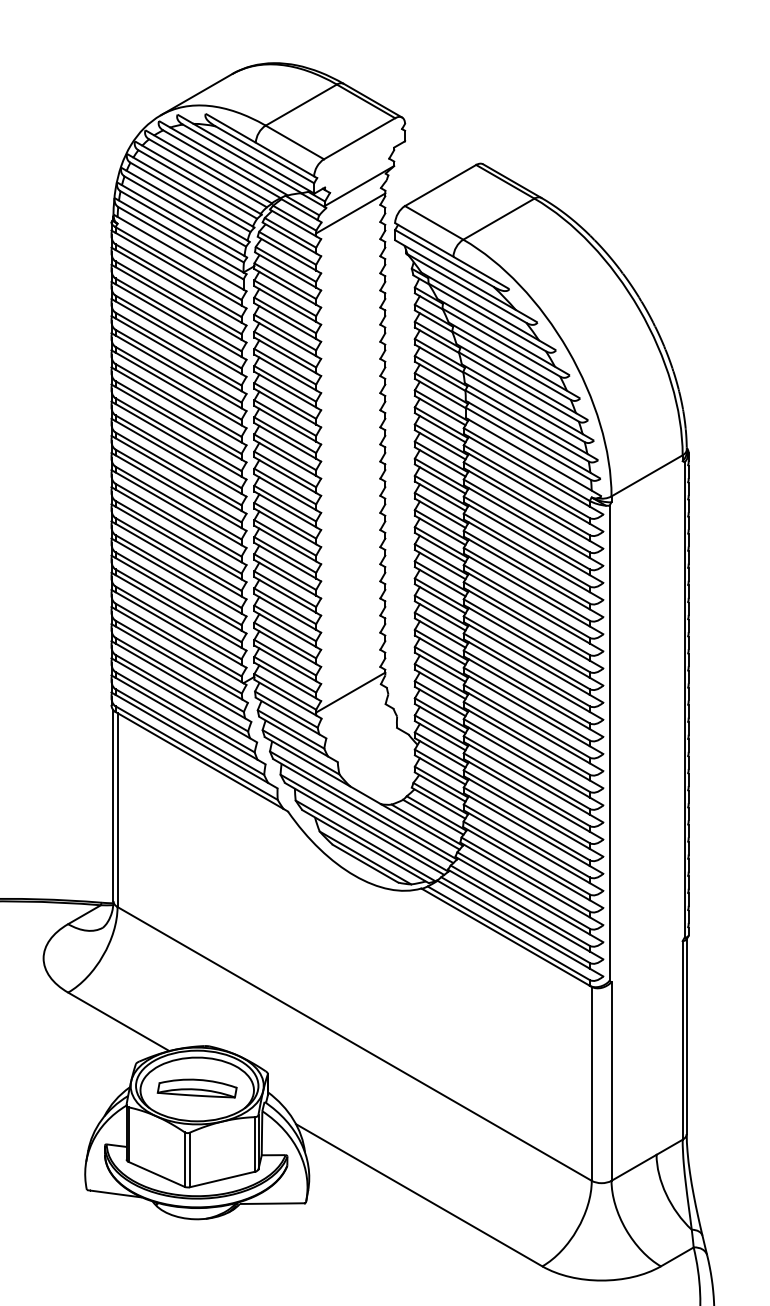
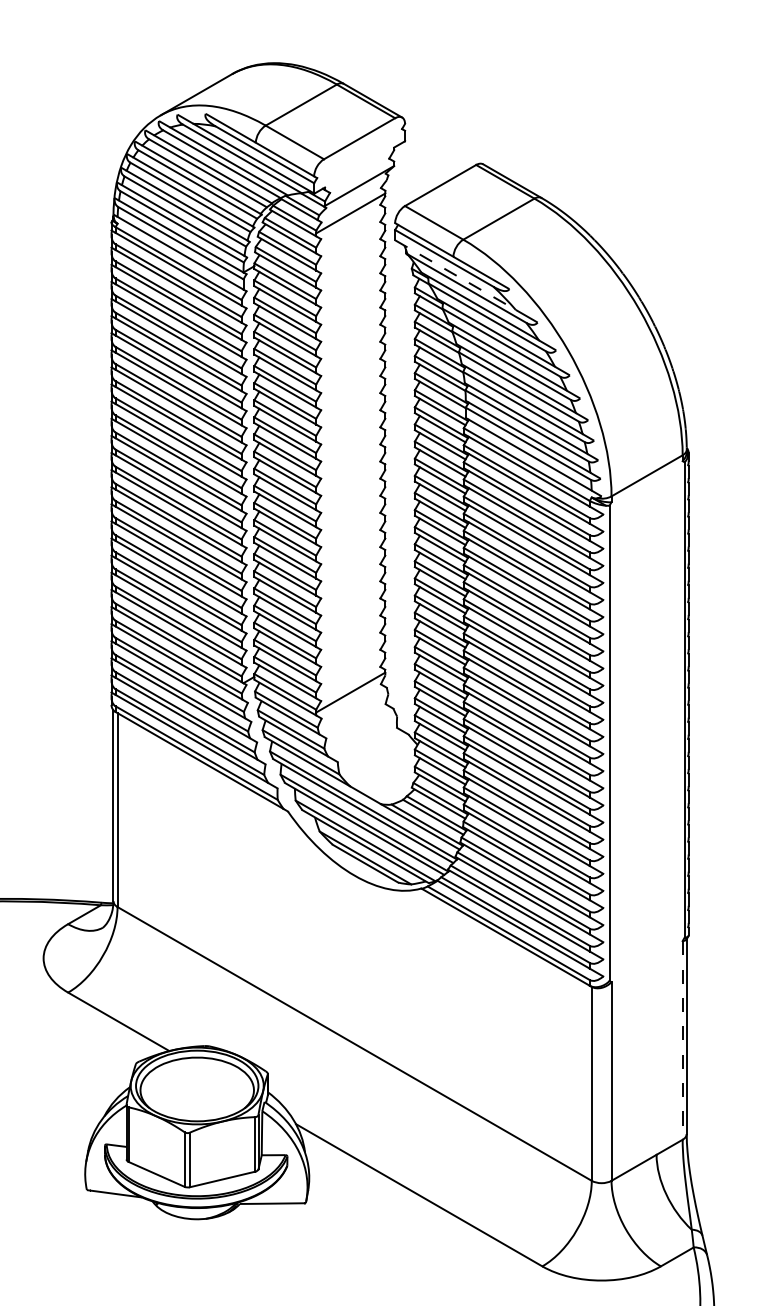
line: solid -> dashed (455, 275)
line: solid -> dashed (682, 1040)
part: present -> none (196, 1088)
